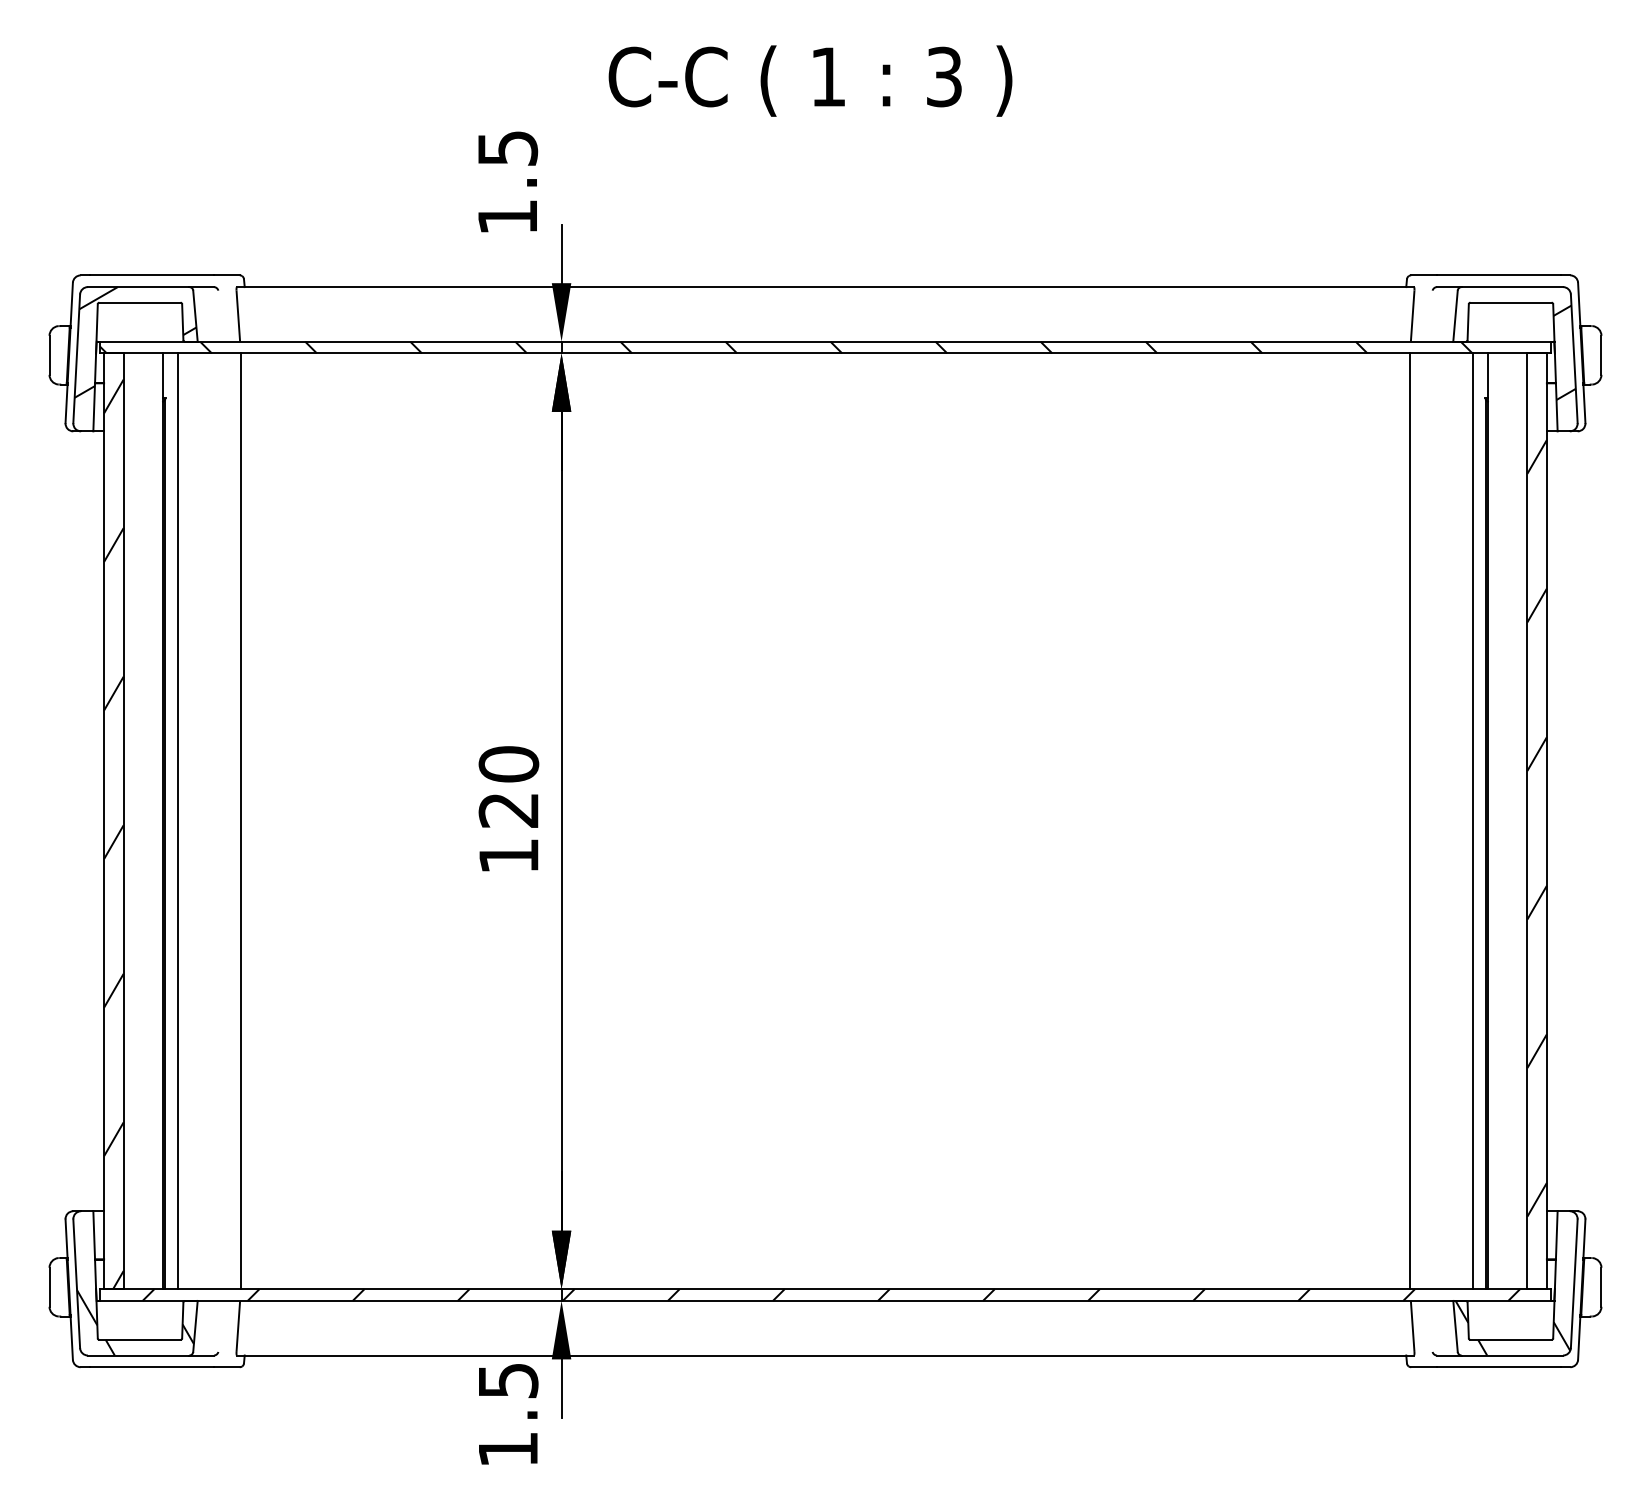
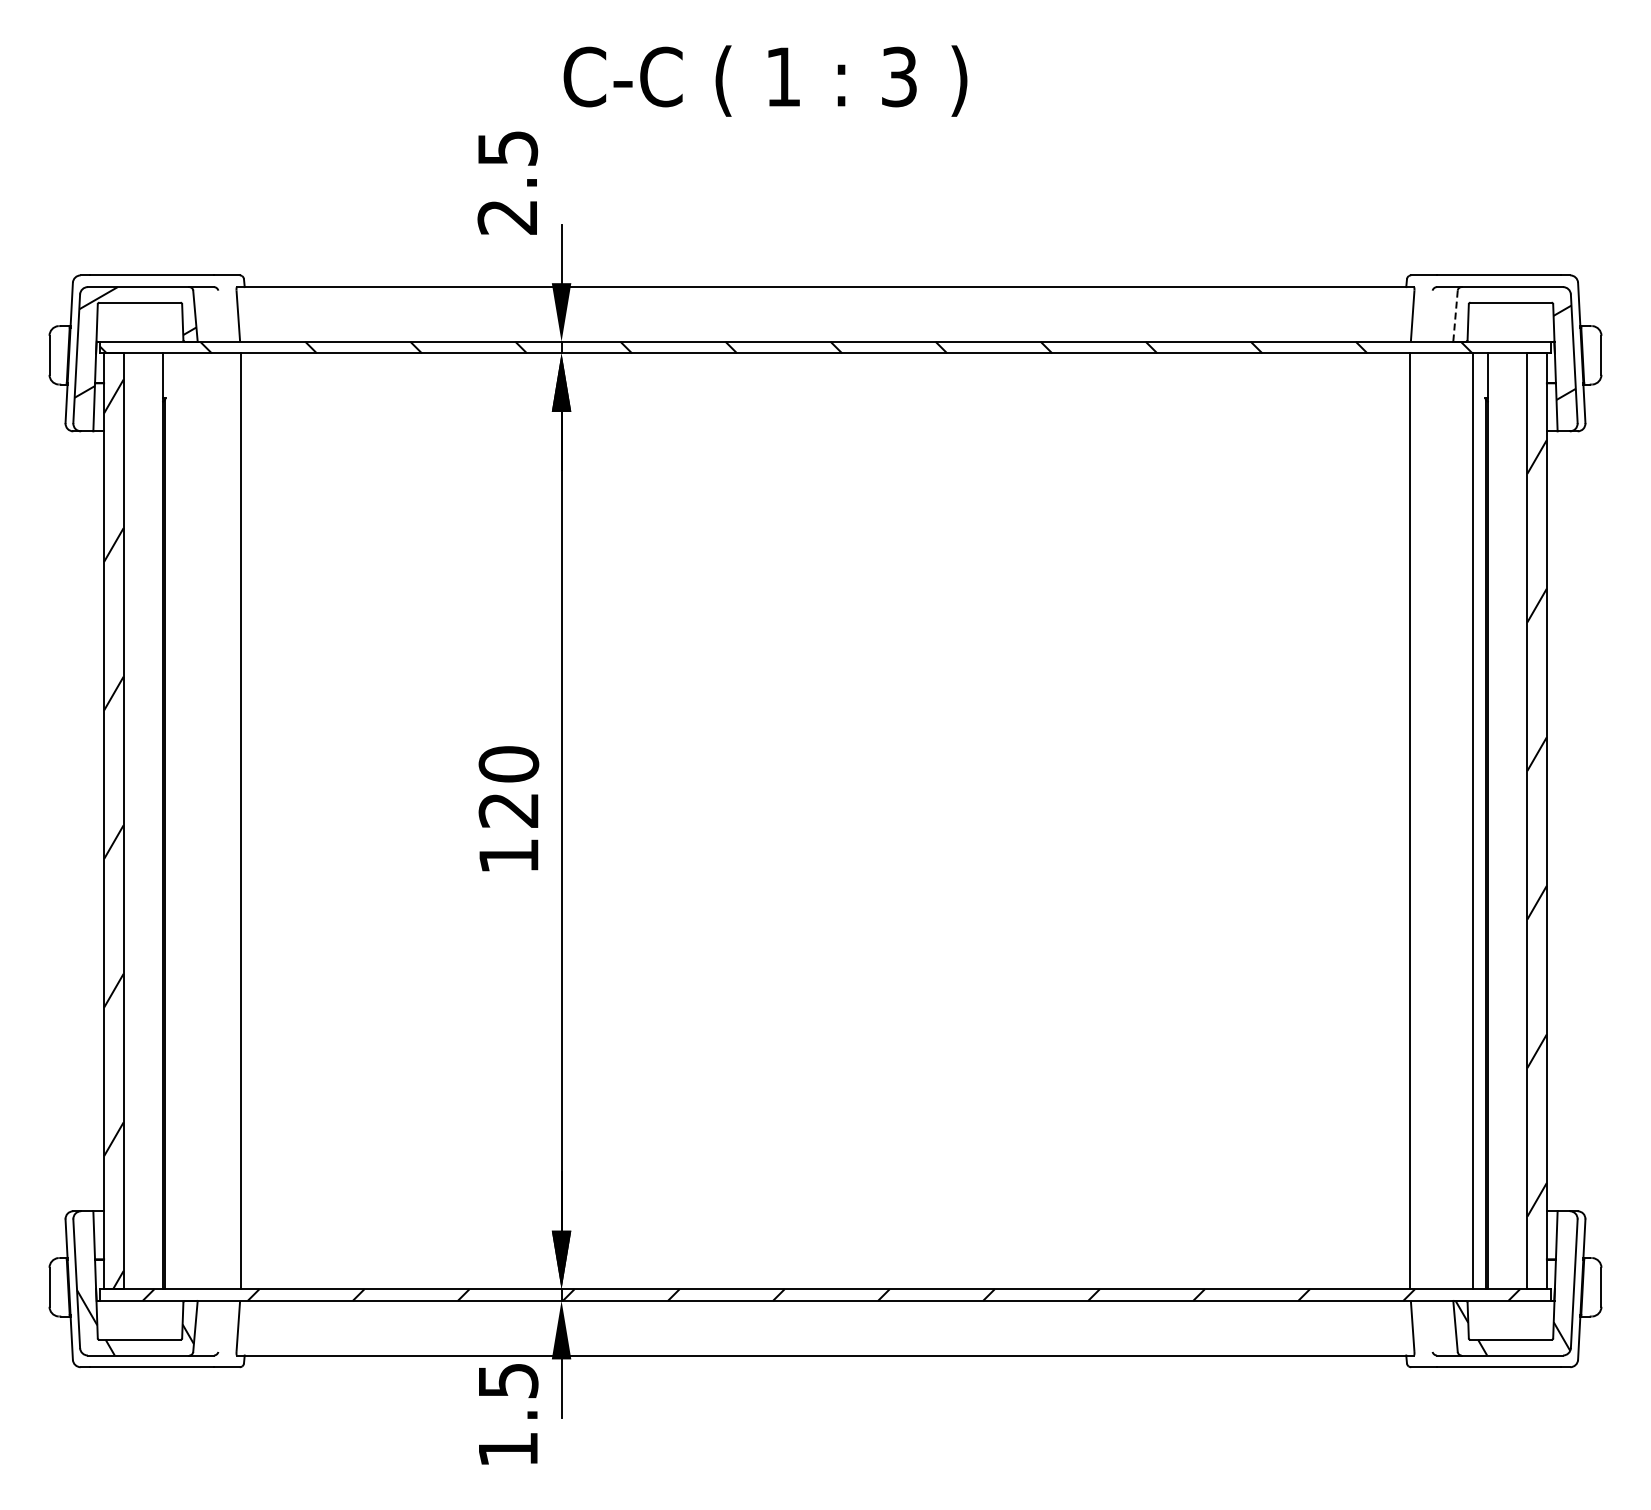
text position: (810, 80) -> (765, 80) (765, 80)
text: 1.5 -> 2.5 (506, 217)
line: solid -> dashed (1455, 316)
line: present -> none (178, 821)
